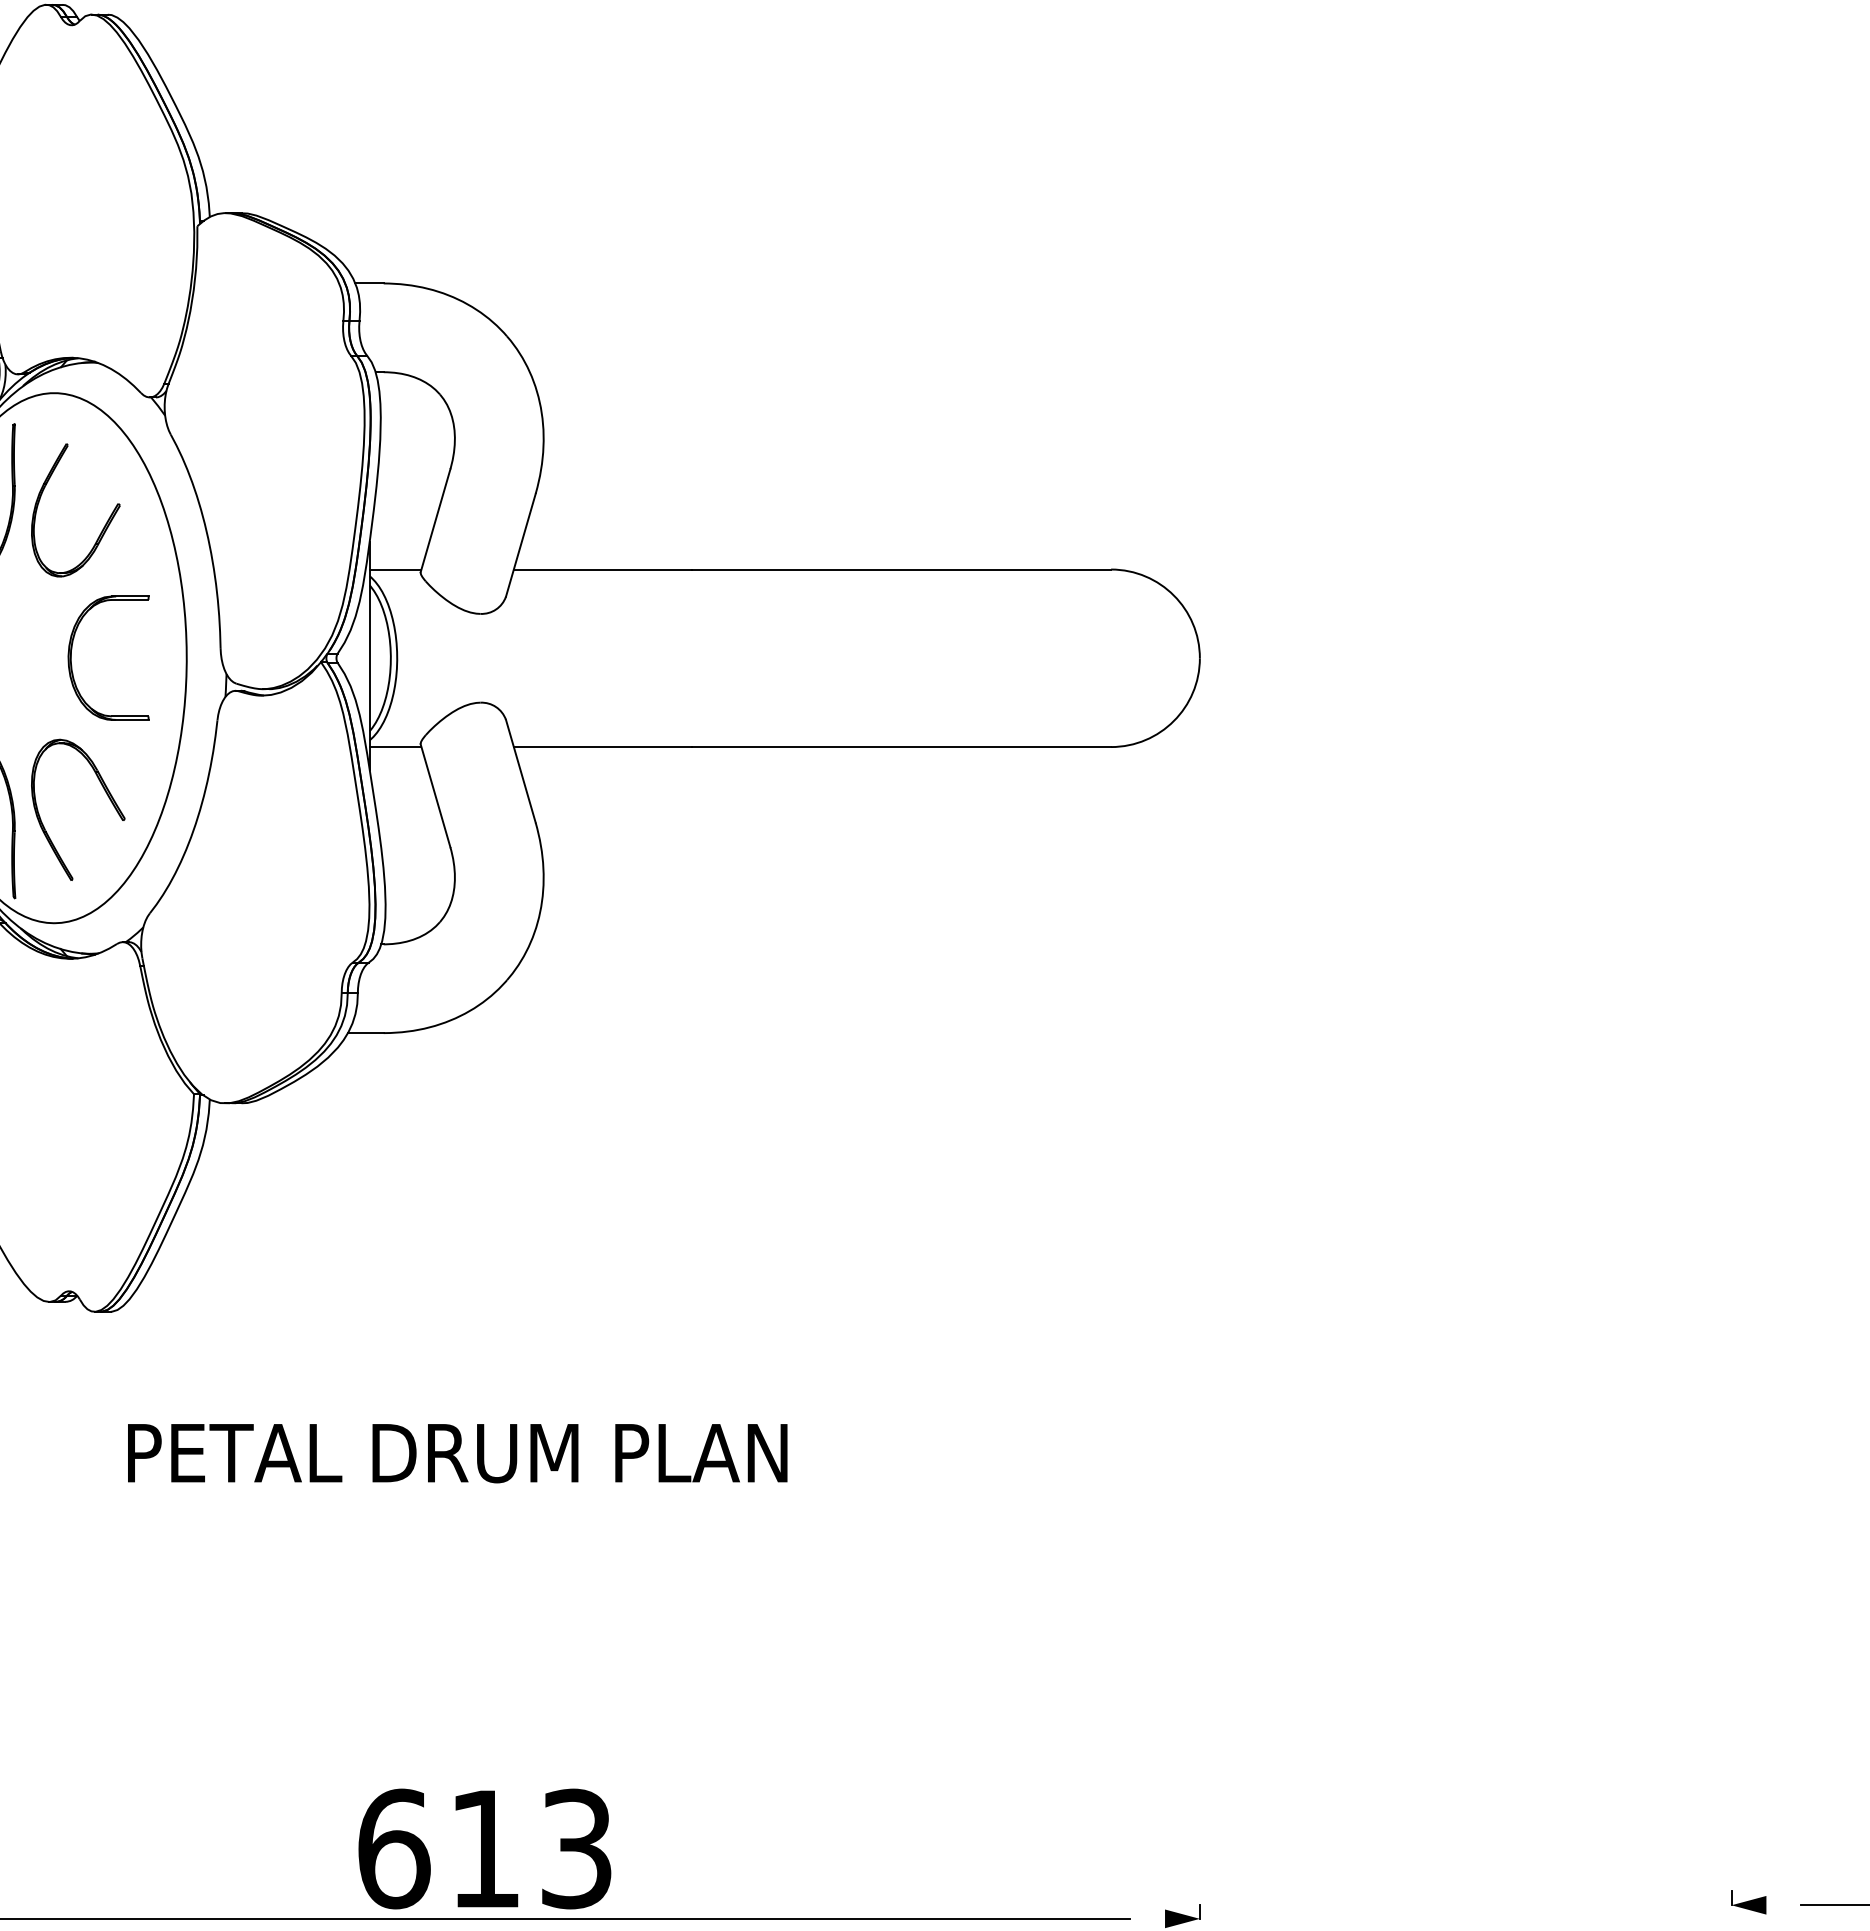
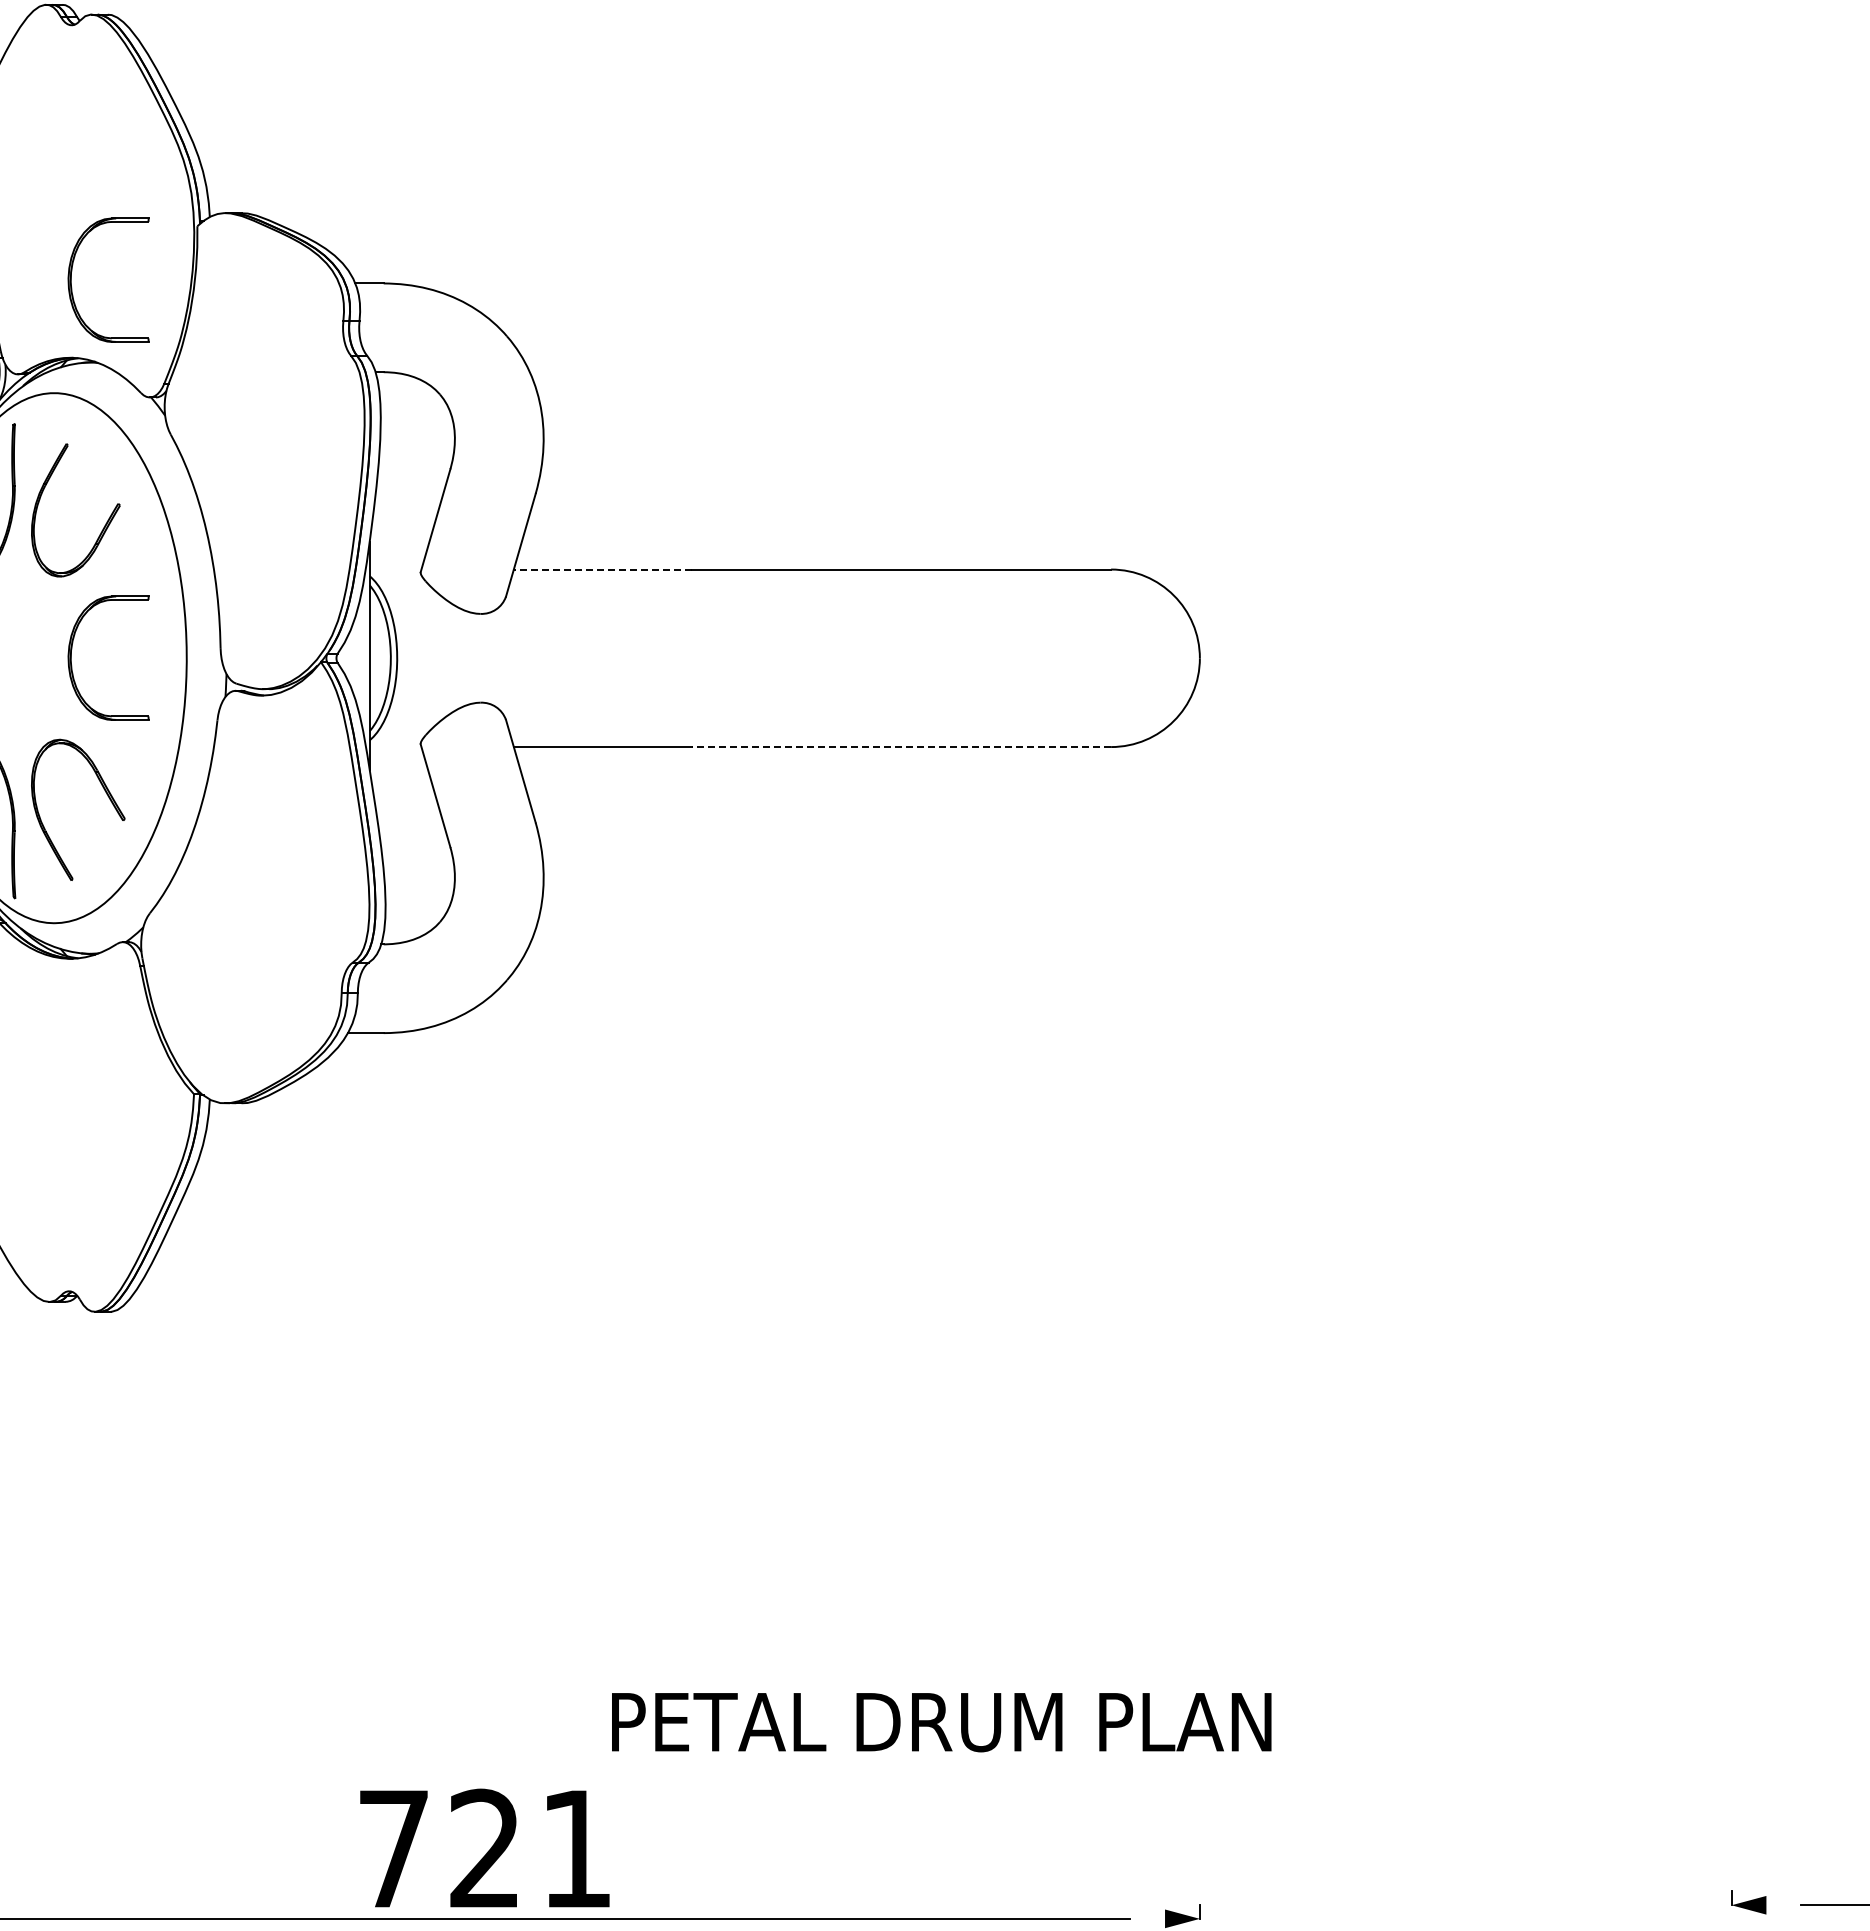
part: none -> present (72, 271)
line: present -> none (395, 569)
line: solid -> dashed (602, 569)
line: present -> none (395, 747)
line: solid -> dashed (901, 747)
text position: (457, 1453) -> (941, 1722) (941, 1722)
text: 613 -> 721 (484, 1848)
